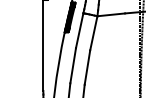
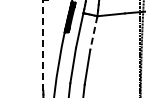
line: solid -> dashed (93, 33)
line: solid -> dashed (43, 45)
